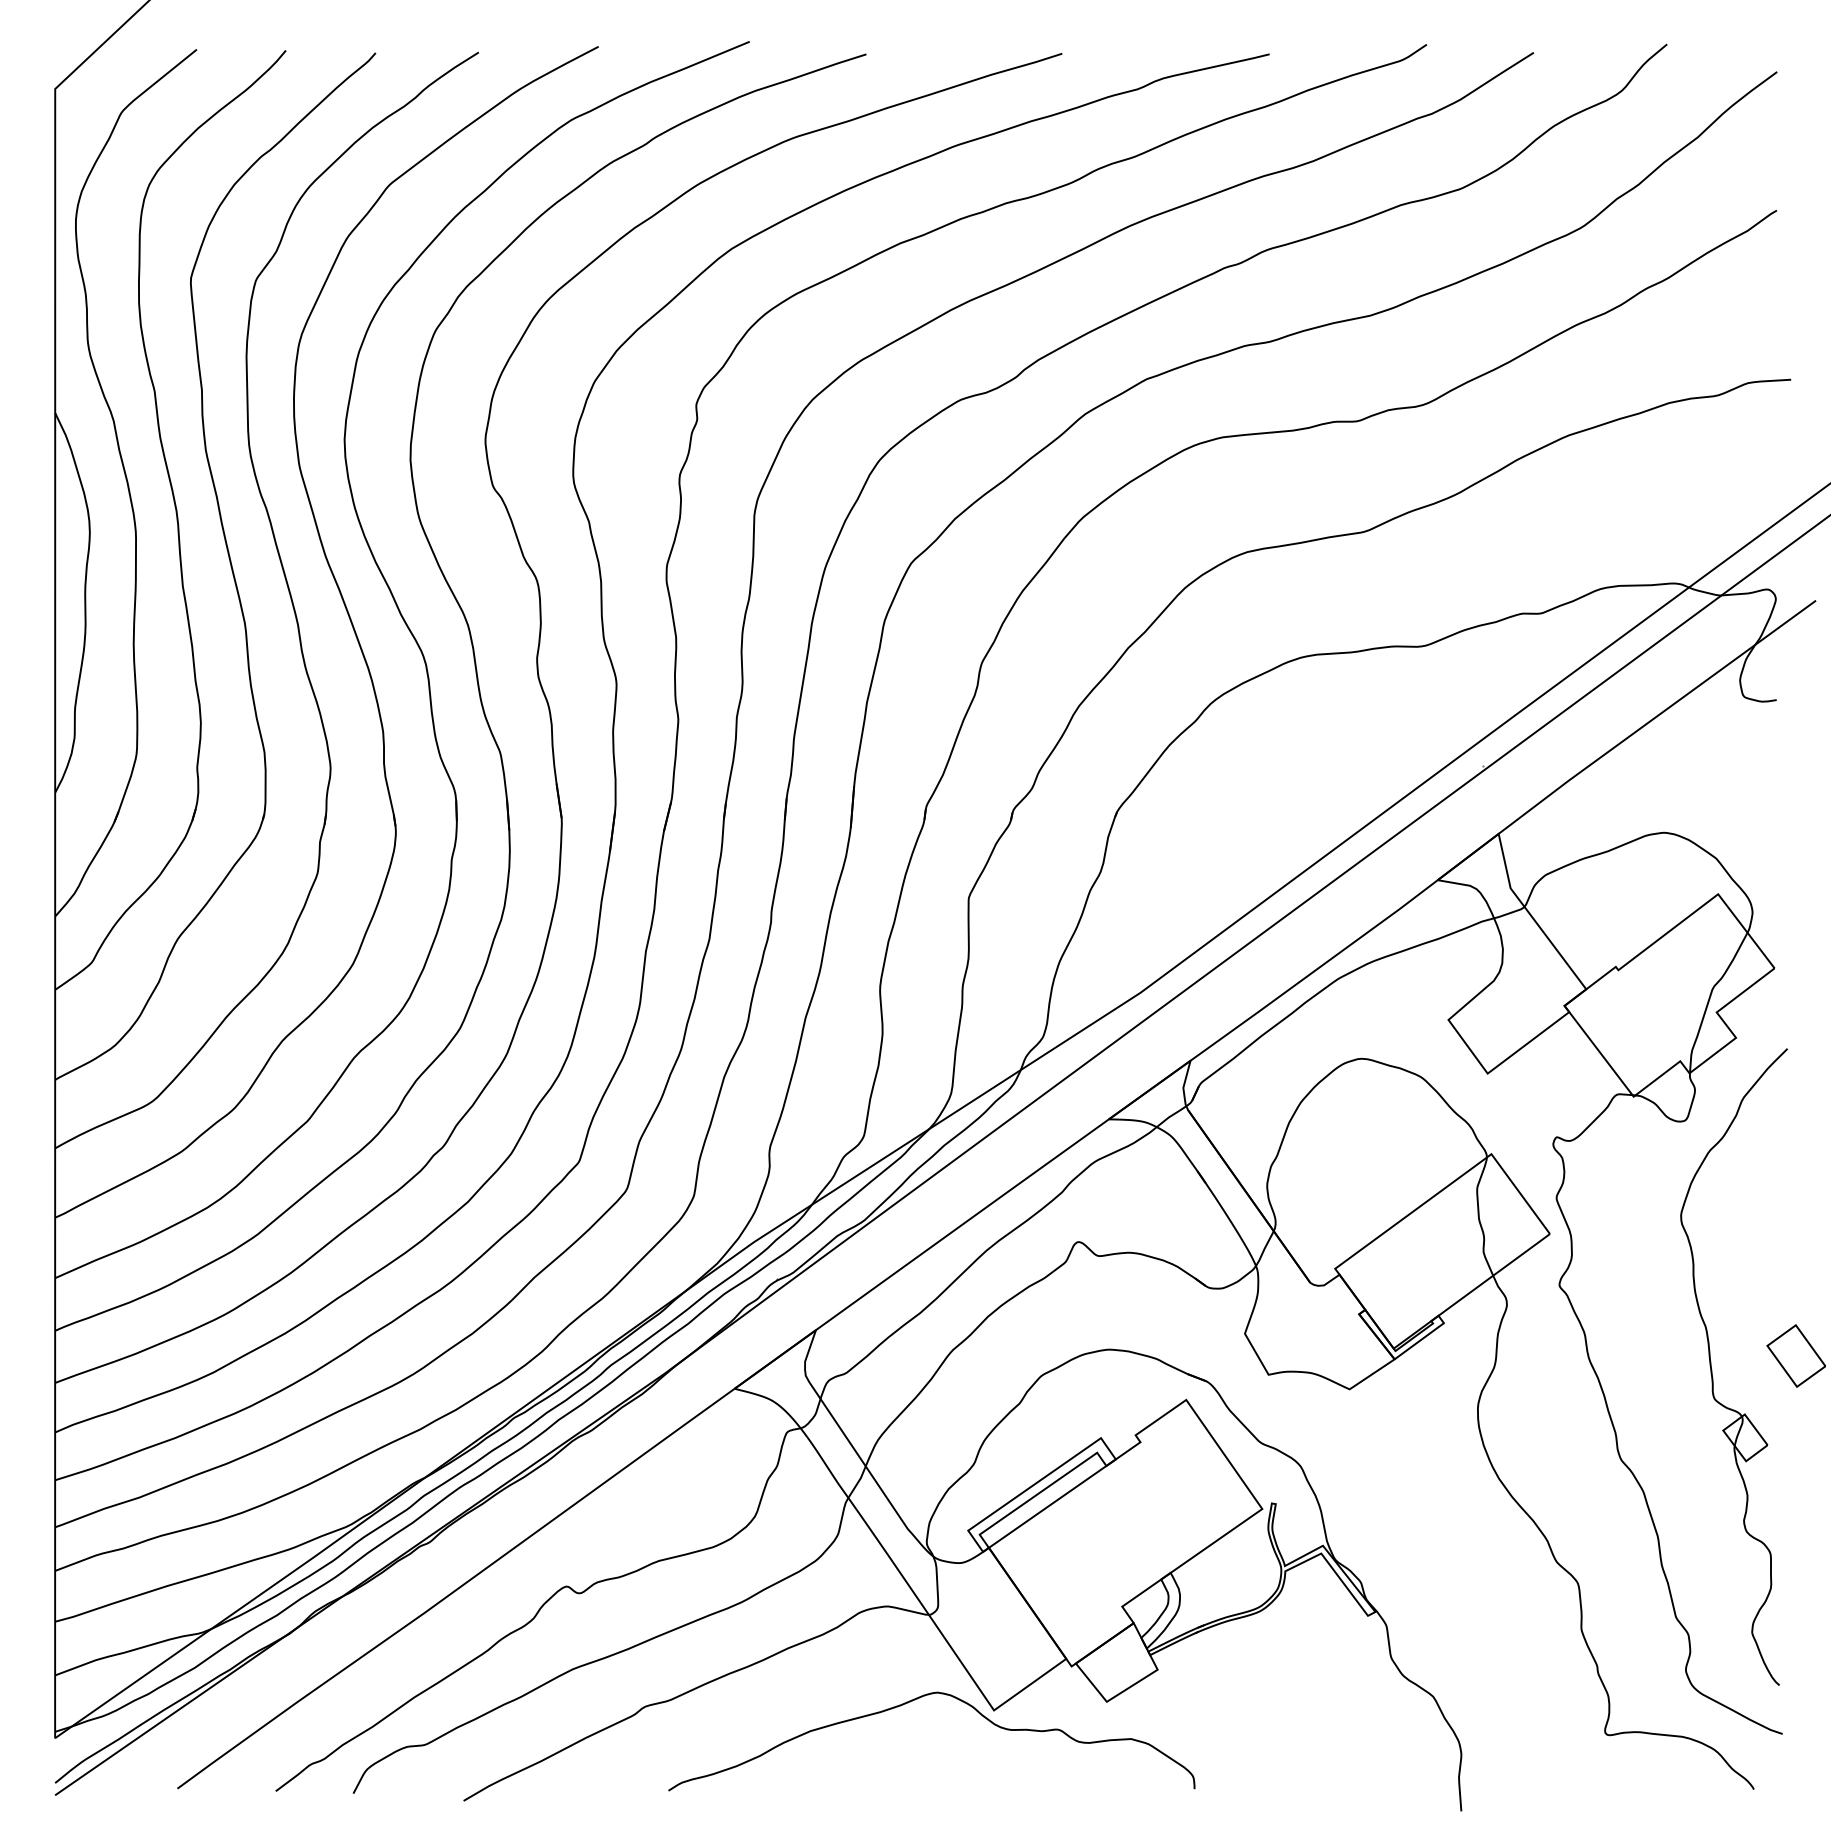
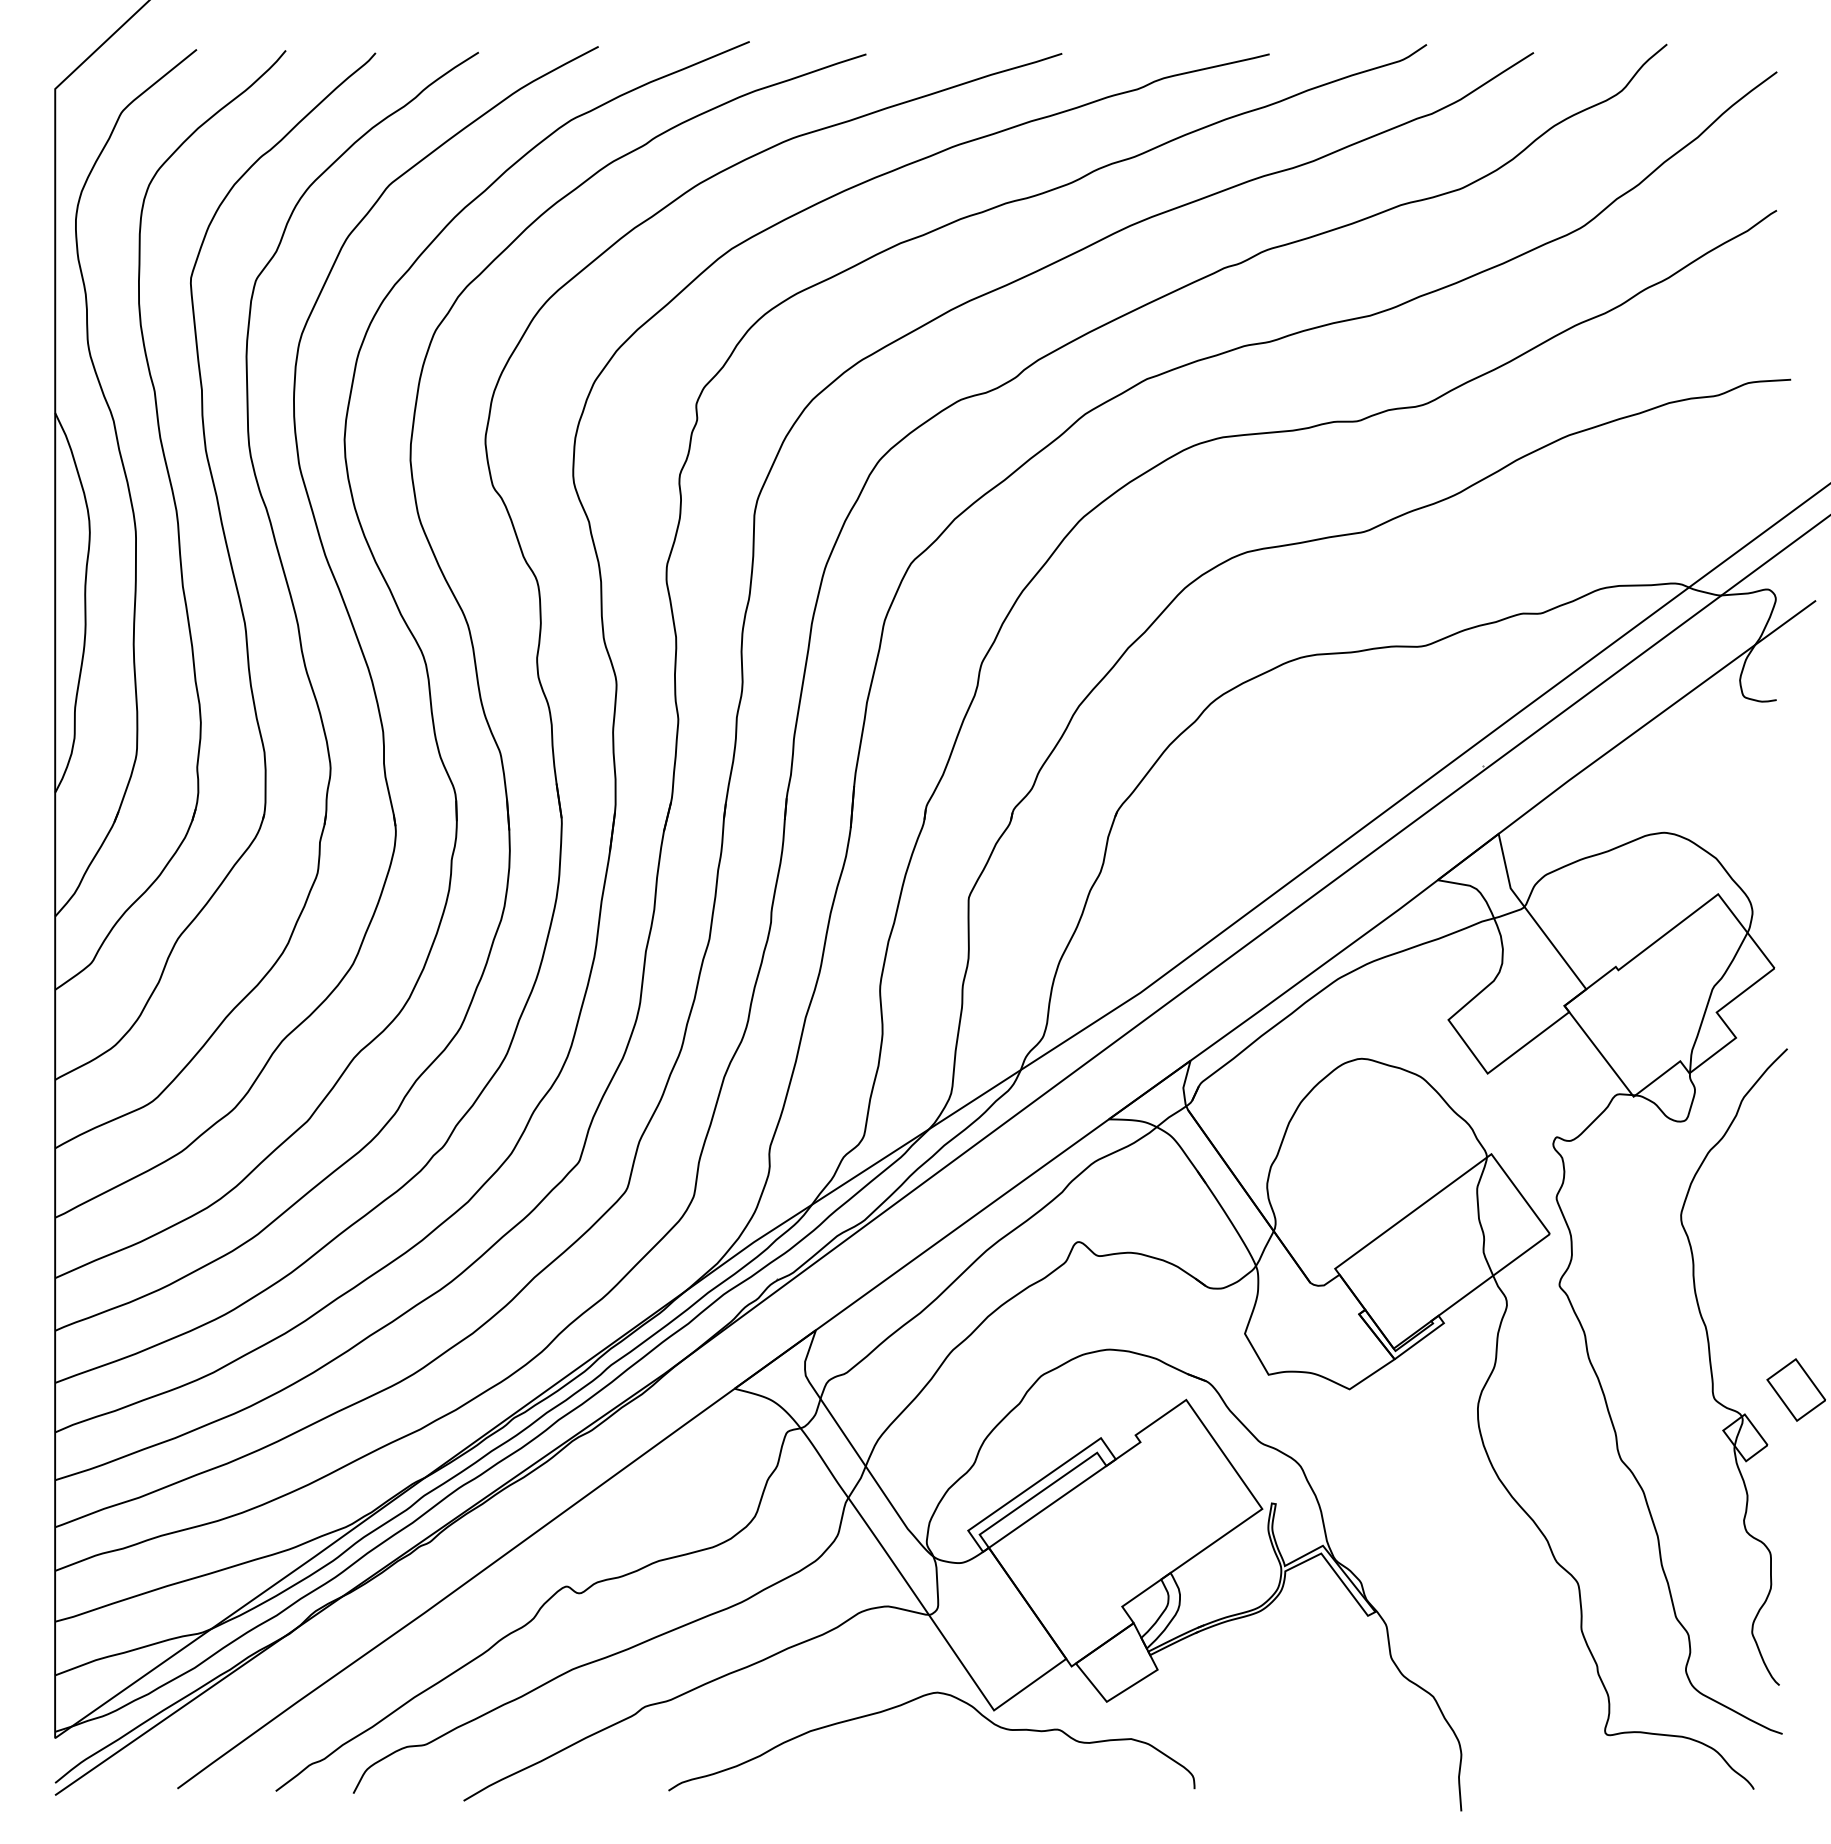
part position: (1795, 1355) -> (1795, 1389) (1795, 1389)
